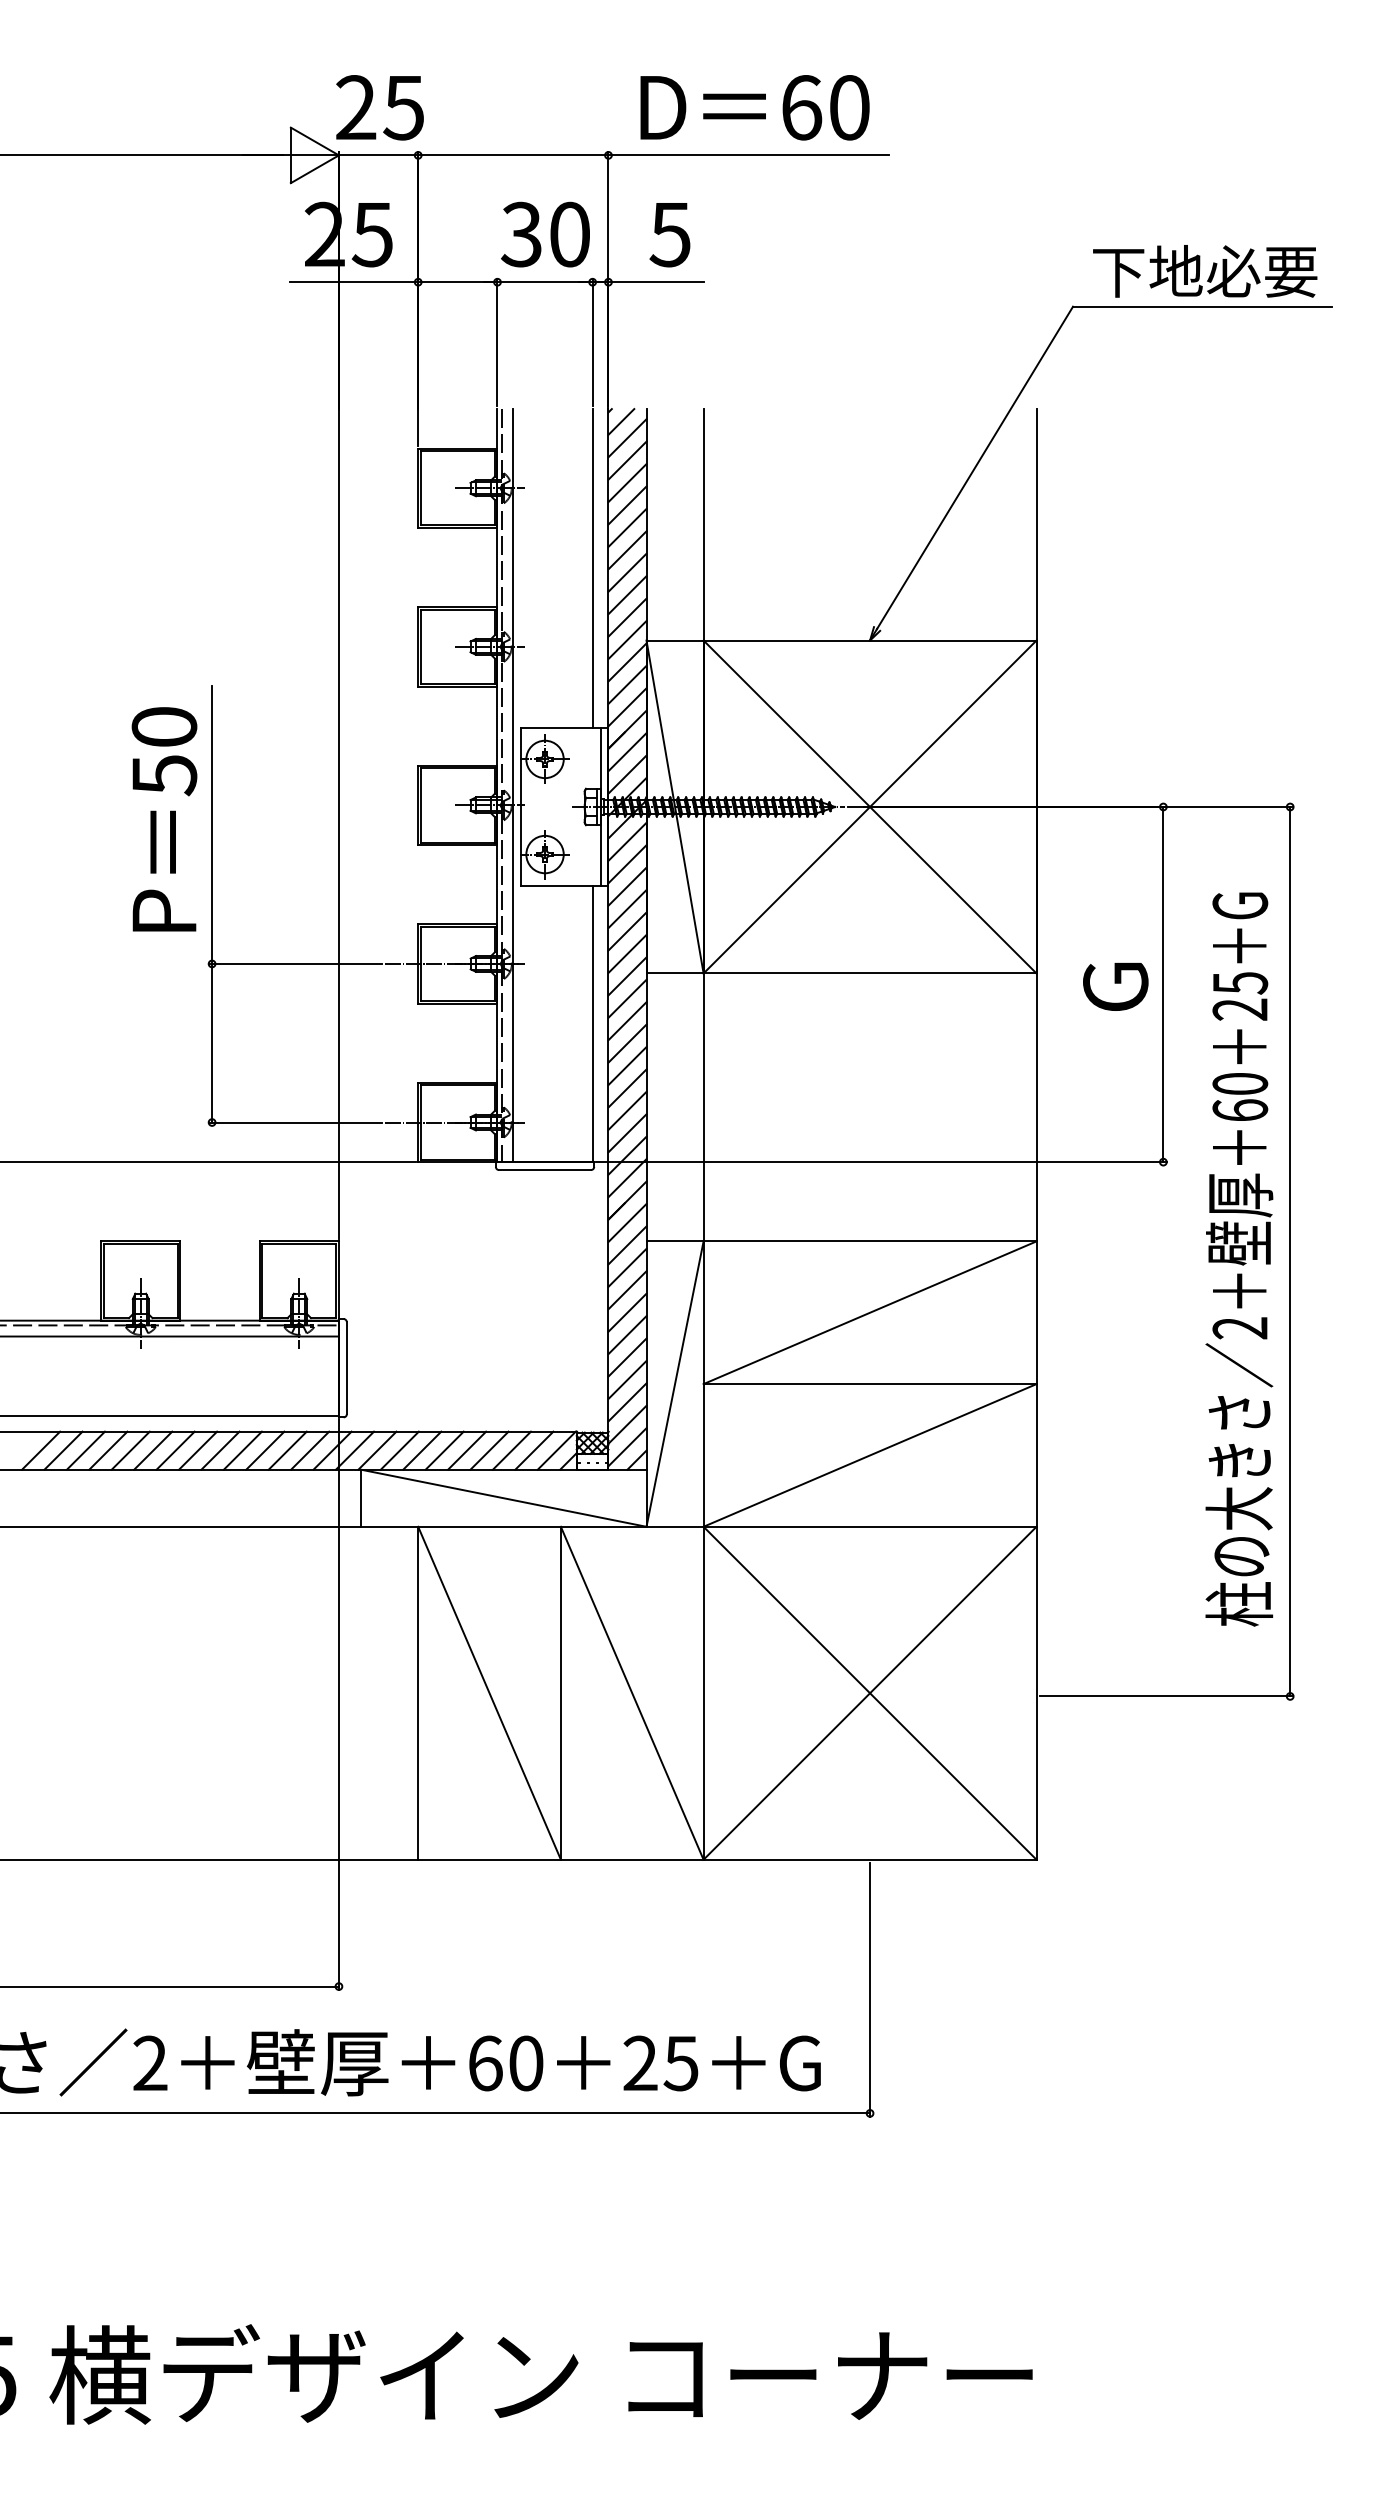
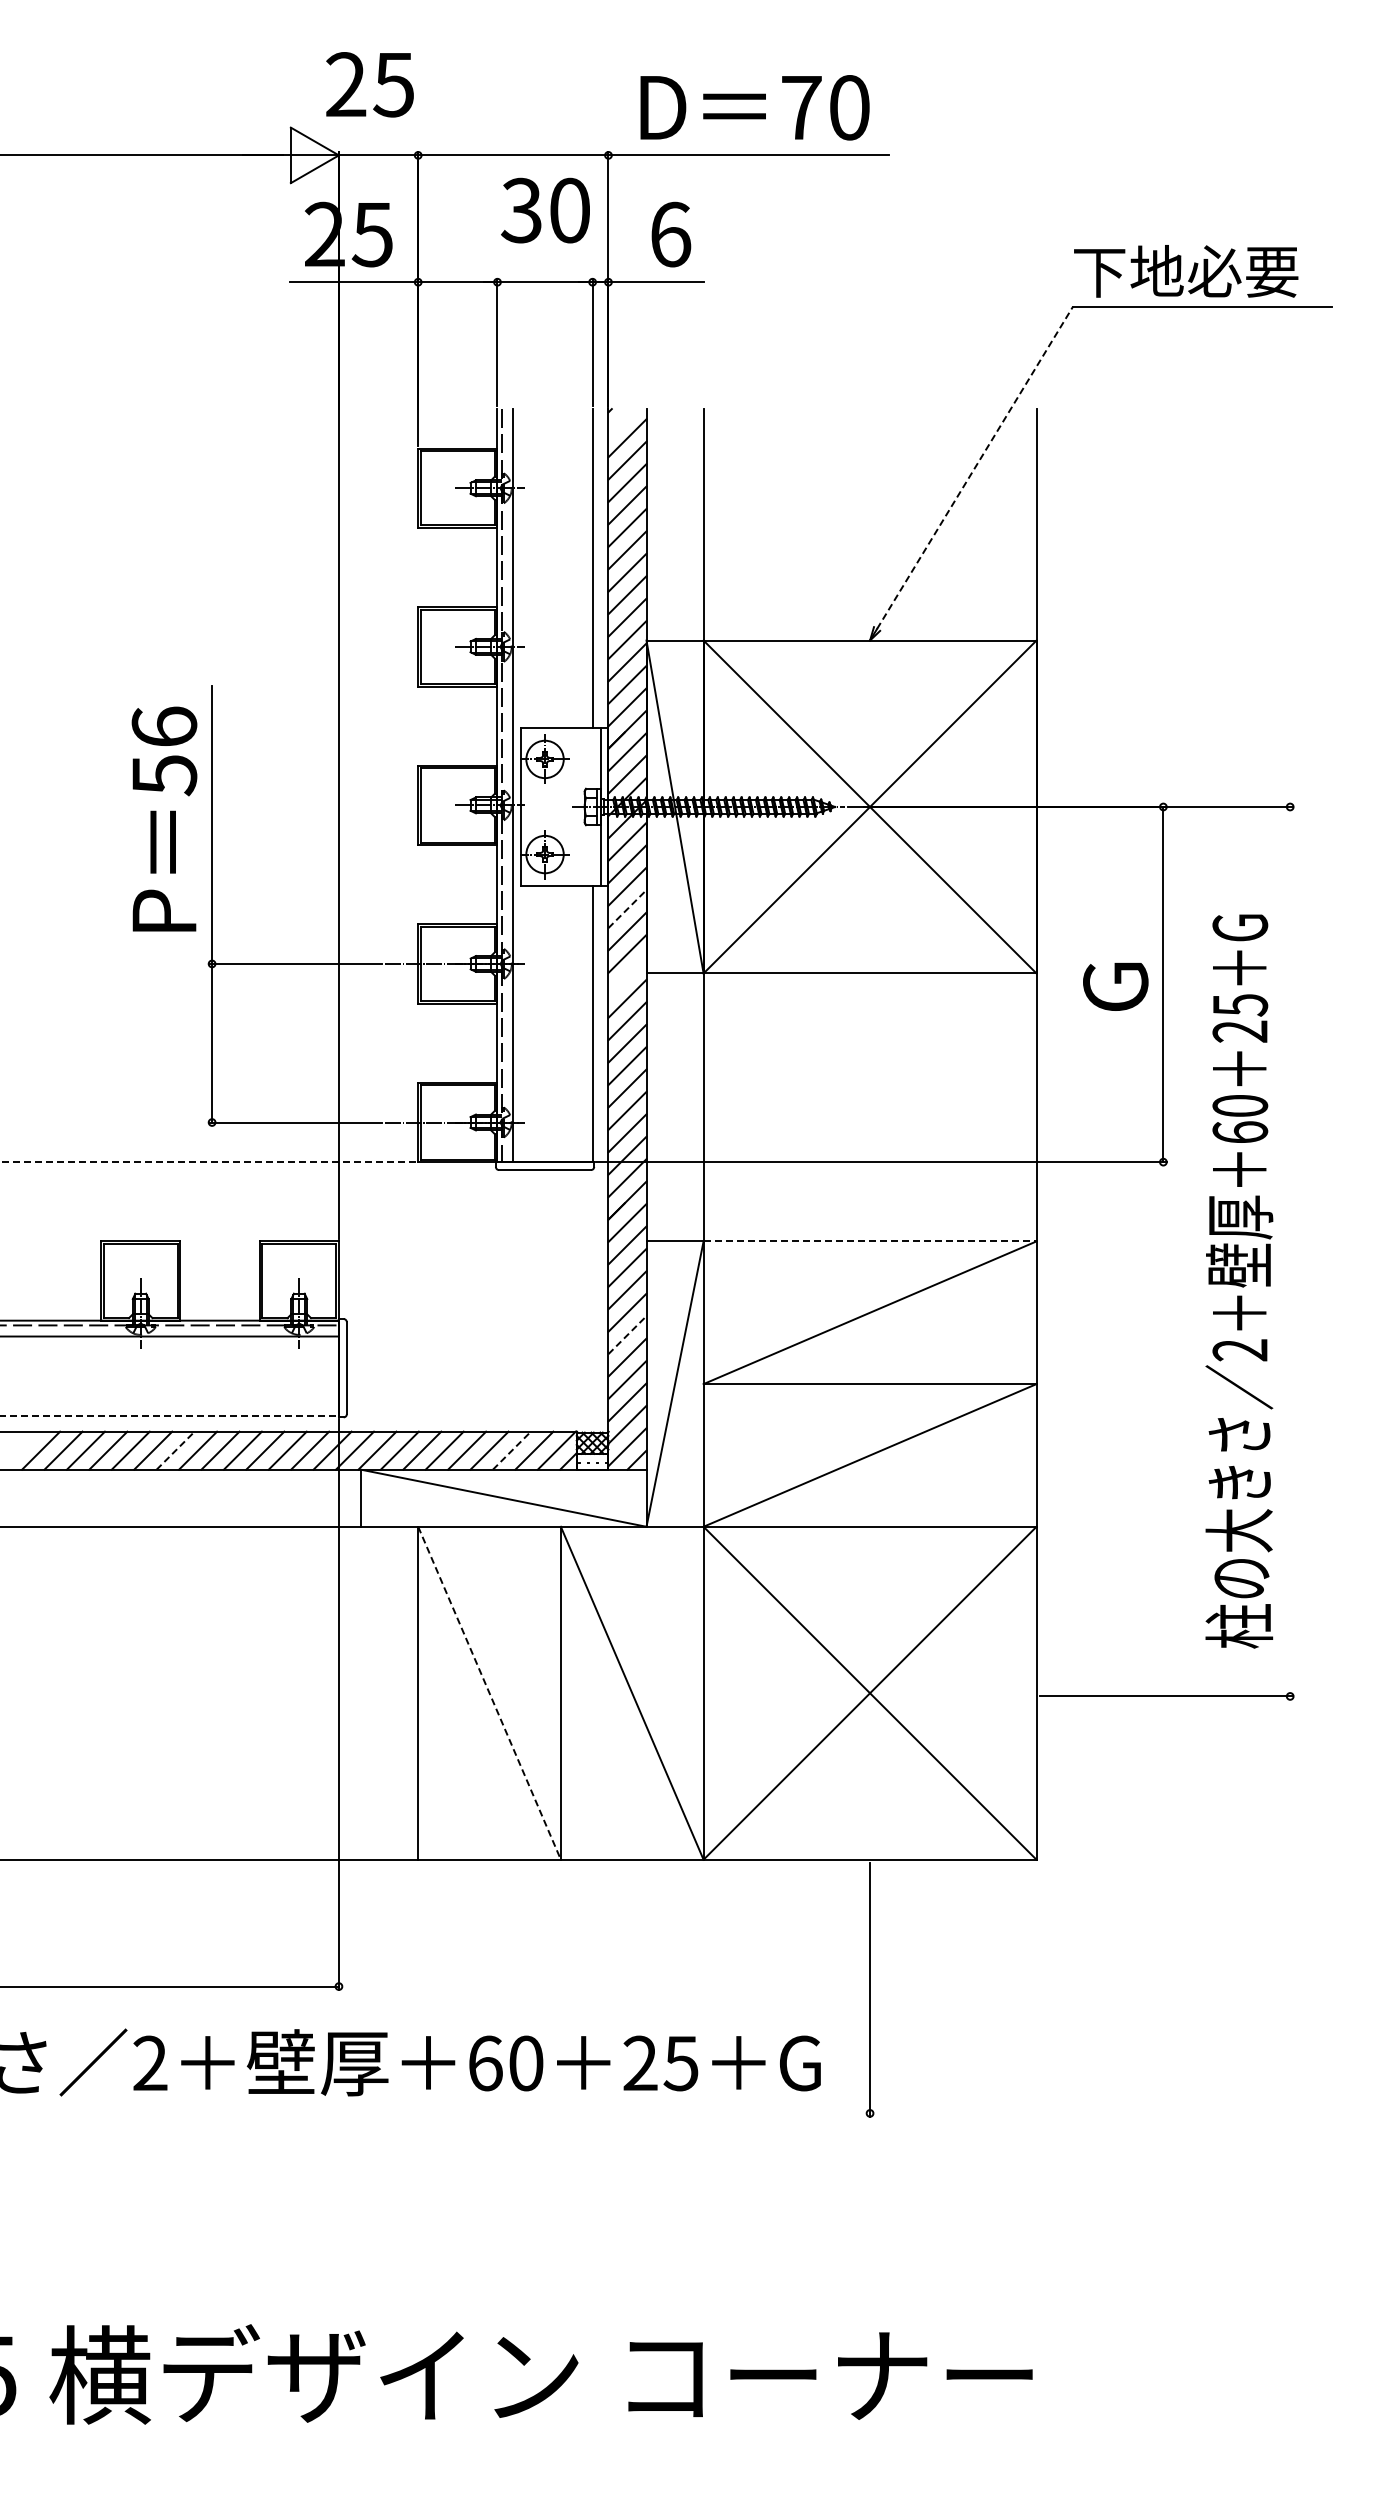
text position: (379, 107) -> (369, 84) (369, 84)
text: 60 -> 70 (802, 107)
text position: (545, 234) -> (545, 210) (545, 210)
text: 5 -> 6 (670, 234)
text position: (1205, 271) -> (1186, 271) (1186, 271)
line: present -> none (621, 421)
line: solid -> dashed (975, 467)
text: 50 -> 56 (164, 726)
line: solid -> dashed (627, 909)
line: present -> none (627, 976)
line: solid -> dashed (208, 1162)
line: solid -> dashed (870, 1241)
line: present -> none (1290, 1251)
text position: (1239, 1259) -> (1239, 1281) (1239, 1281)
line: solid -> dashed (627, 1335)
line: solid -> dashed (169, 1415)
line: solid -> dashed (175, 1450)
line: solid -> dashed (511, 1450)
line: solid -> dashed (489, 1693)
line: present -> none (436, 2113)
